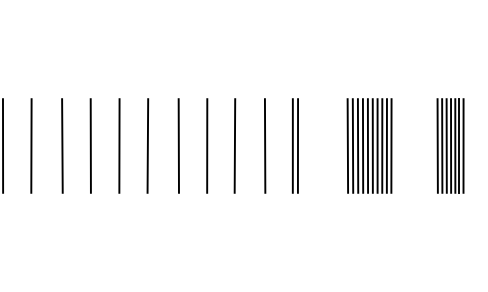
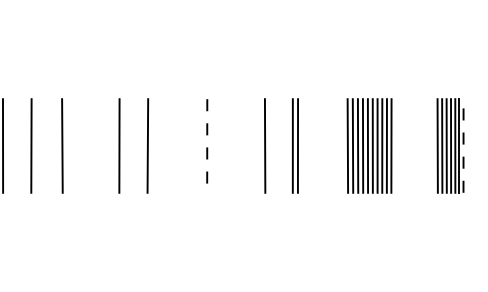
line: present -> none (90, 145)
line: present -> none (178, 145)
line: present -> none (234, 145)
line: solid -> dashed (207, 146)
line: solid -> dashed (463, 146)
